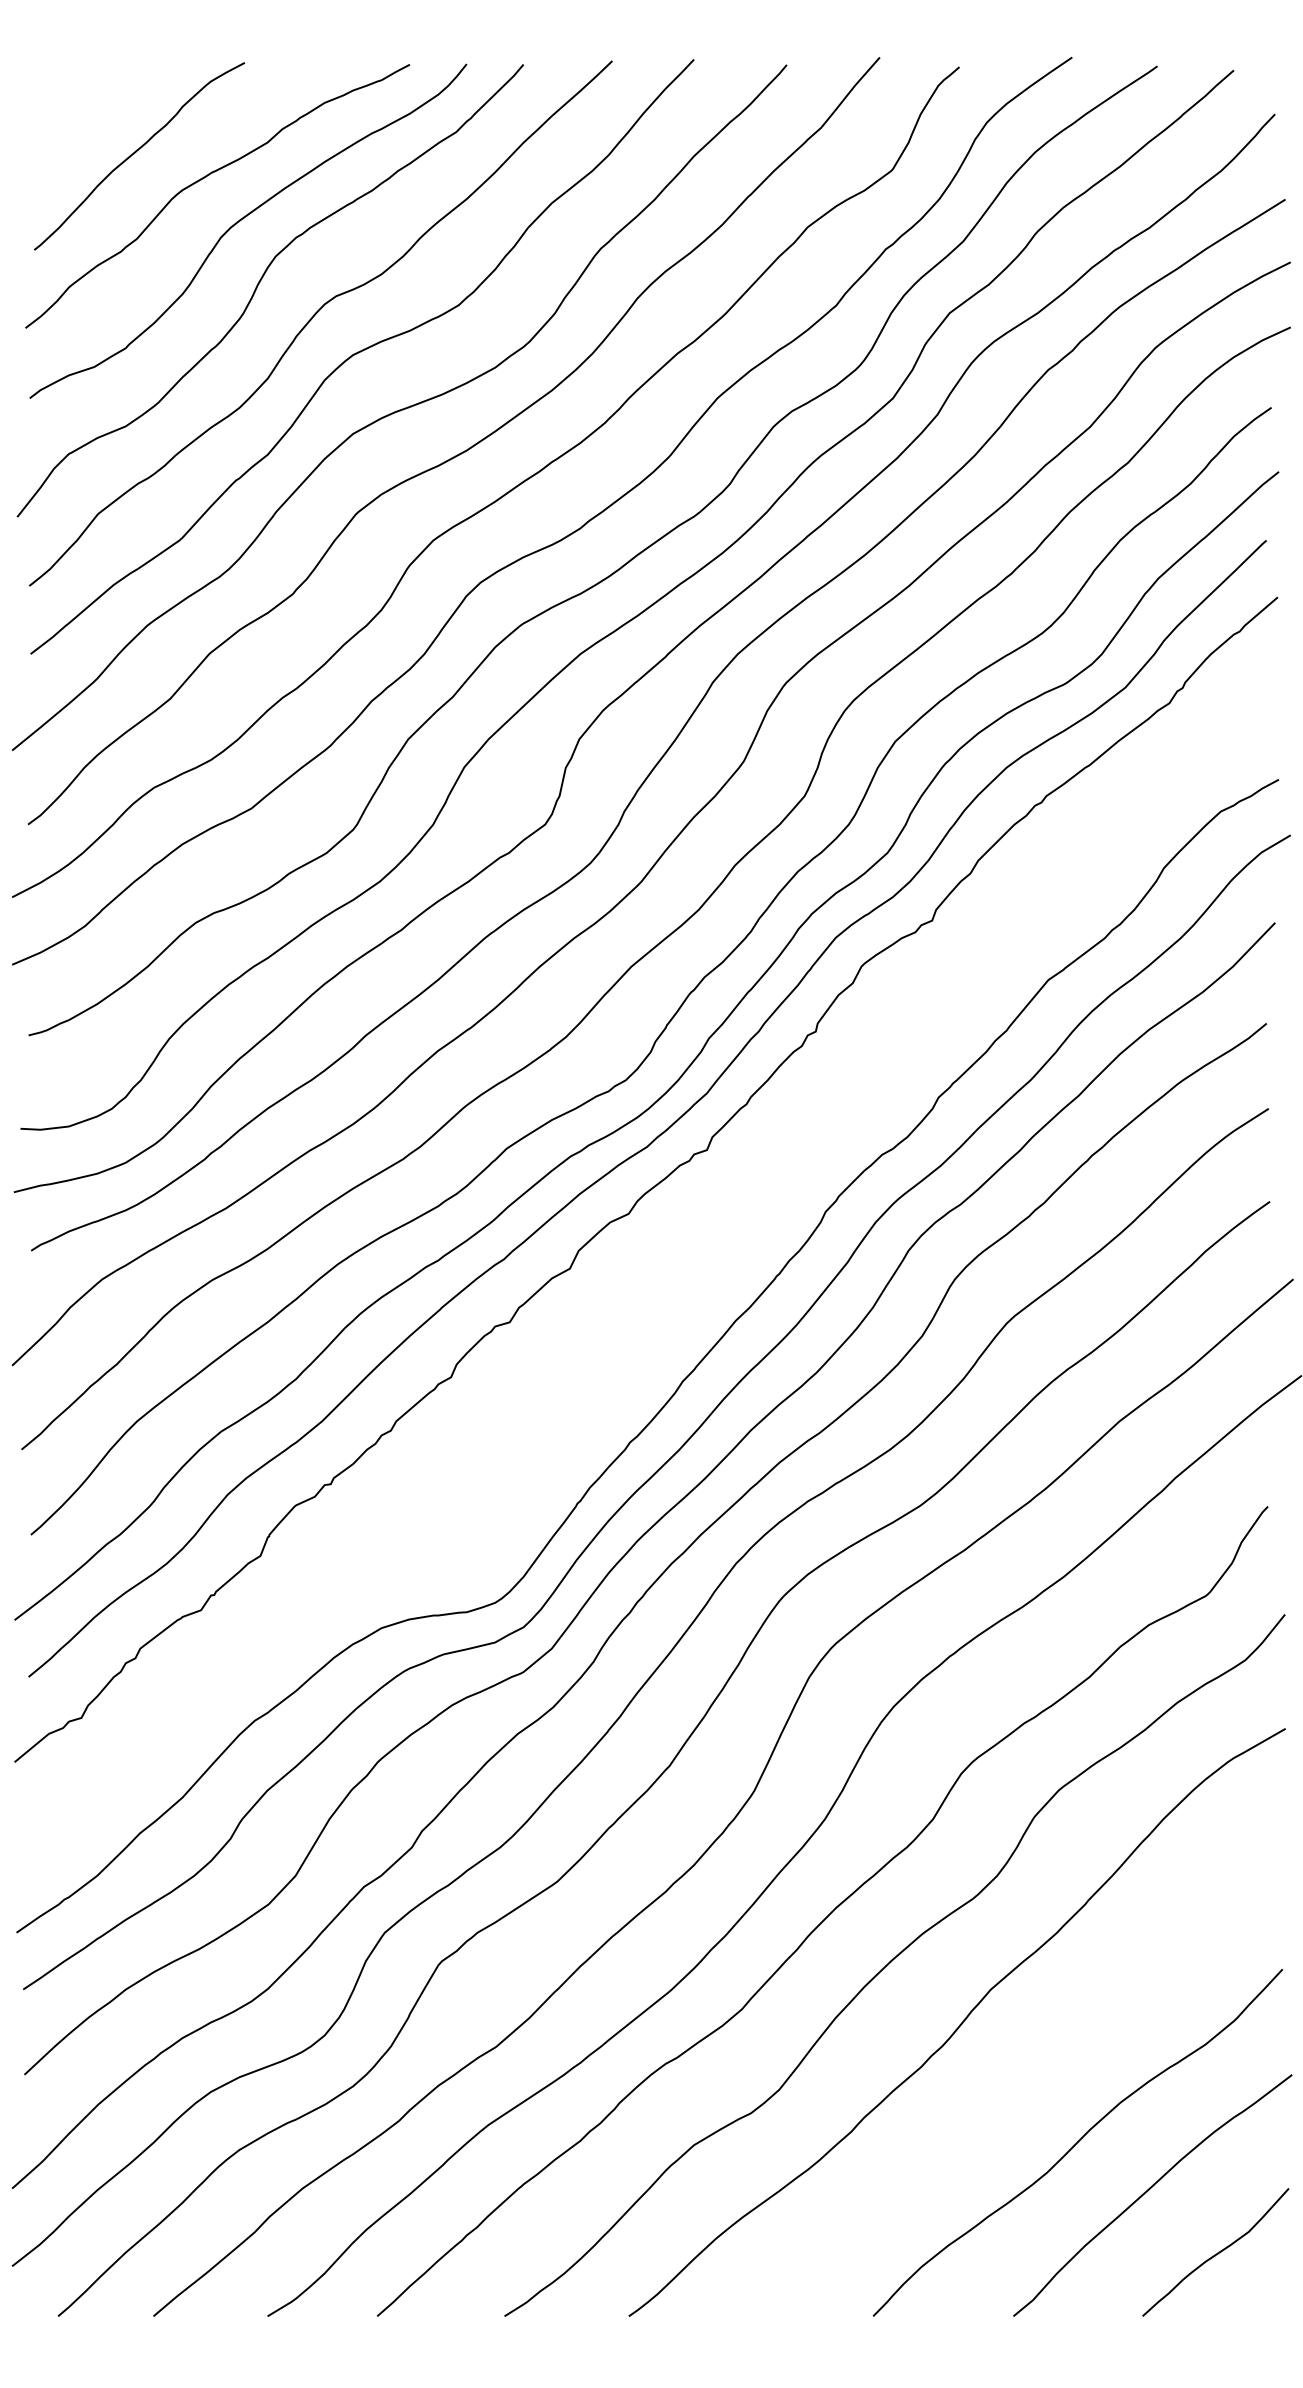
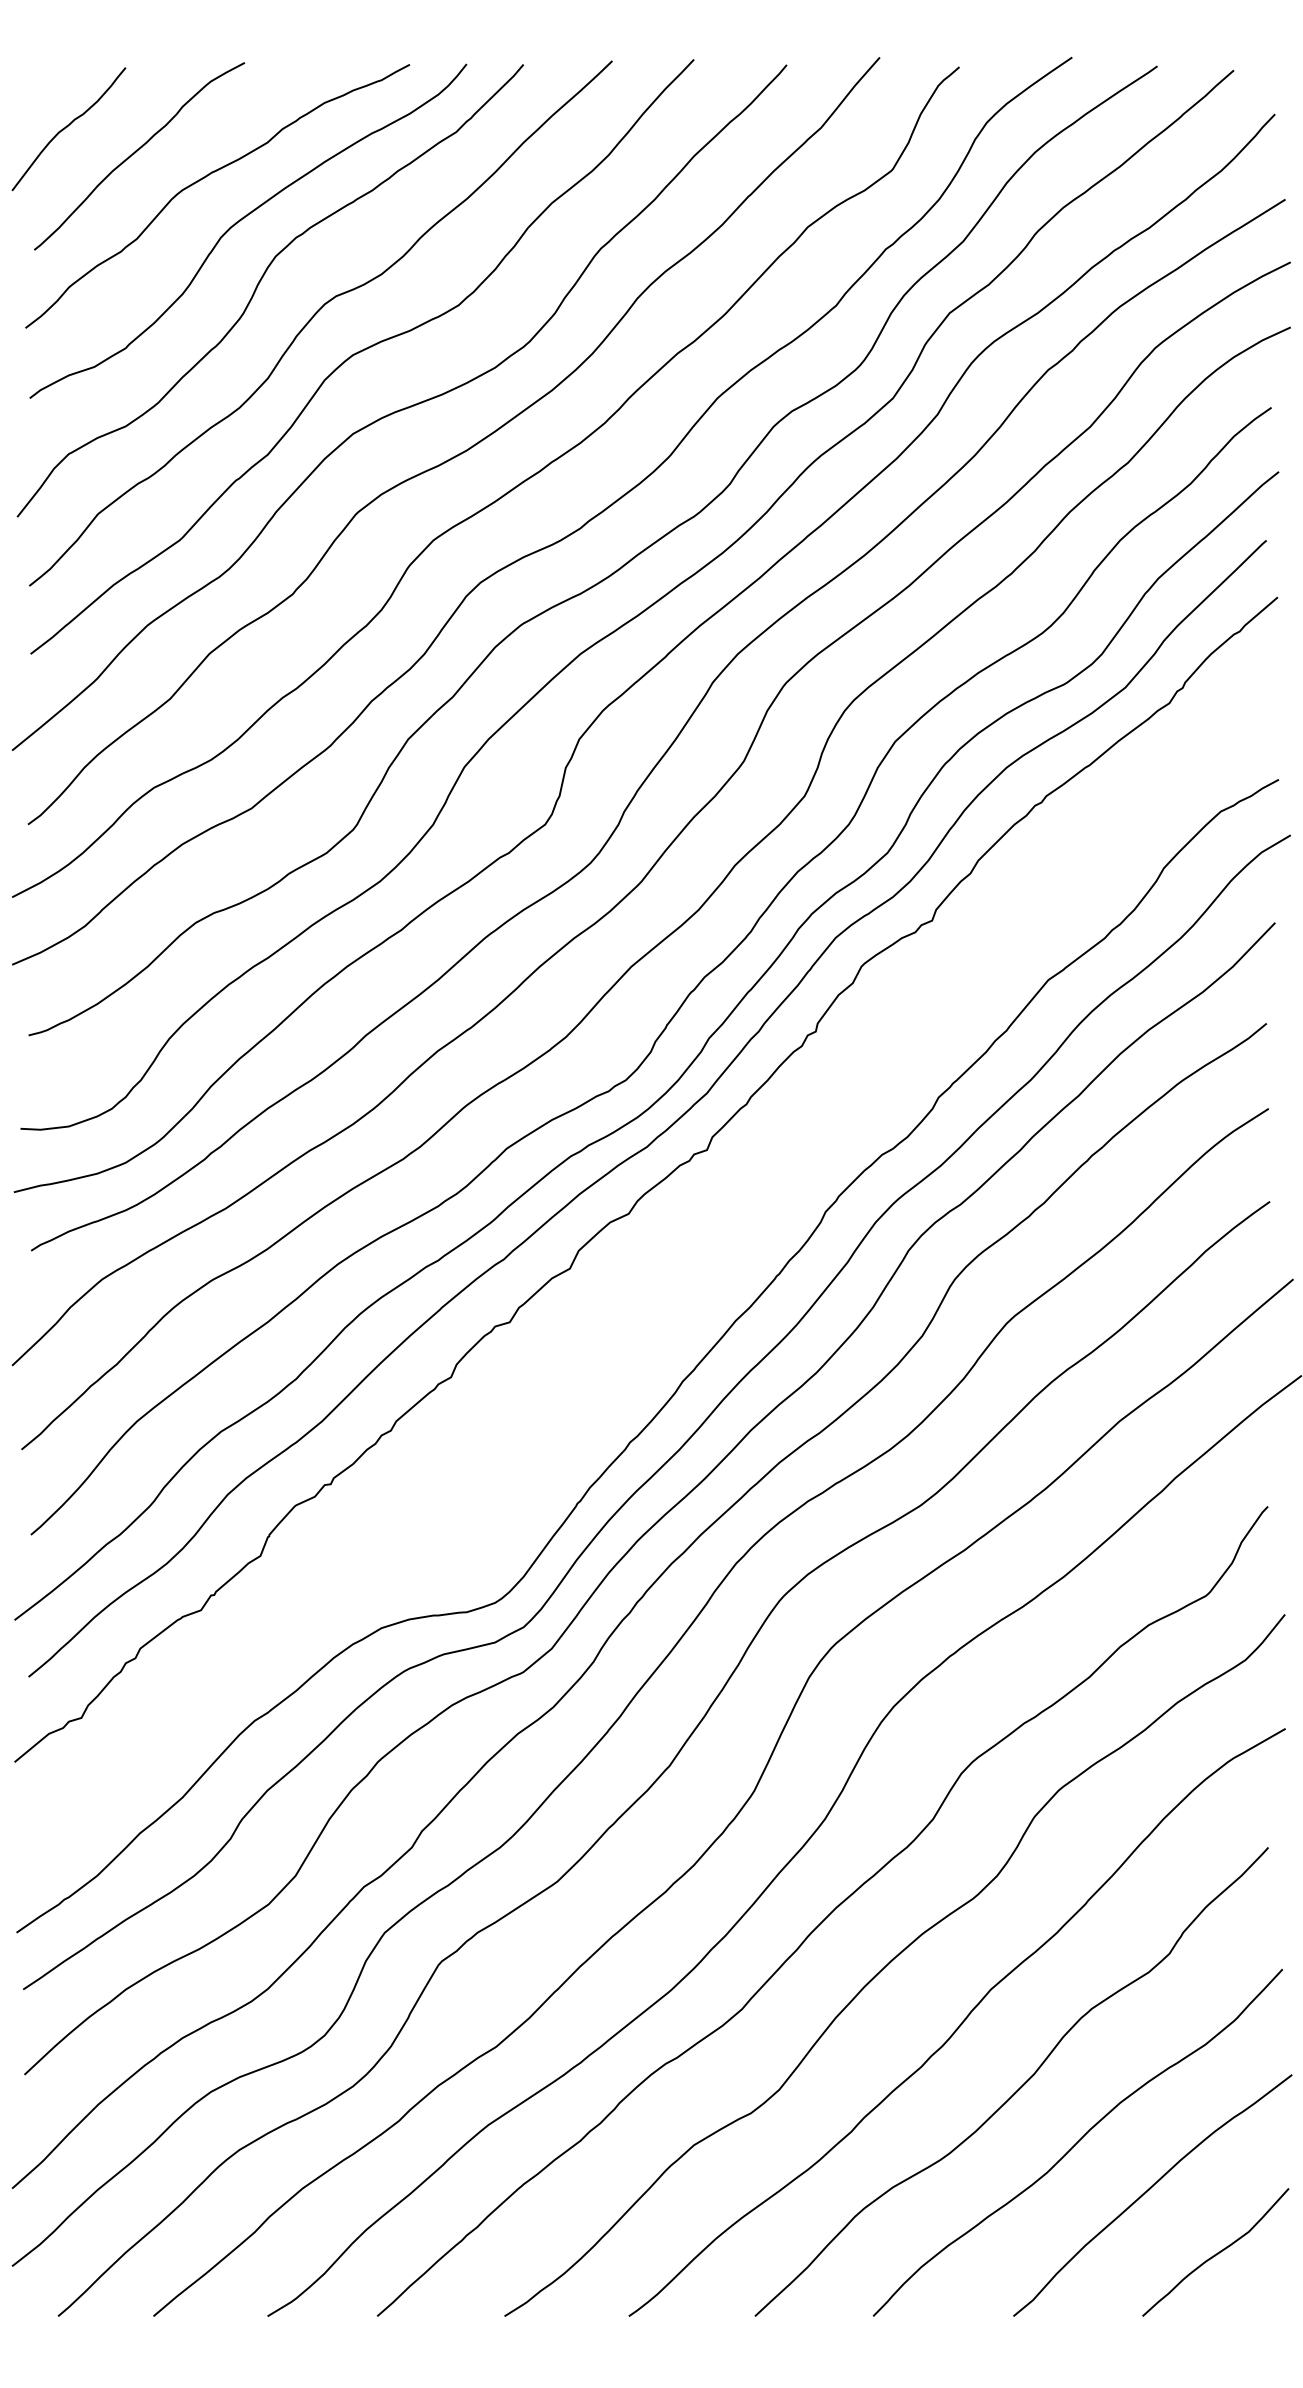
curve: none -> present (67, 127)
curve: none -> present (1018, 2088)
